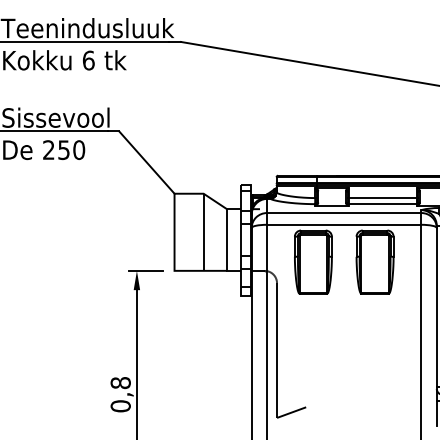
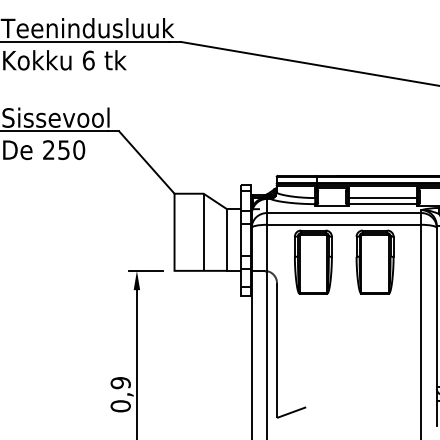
text: 0,8 -> 0,9 (120, 383)
